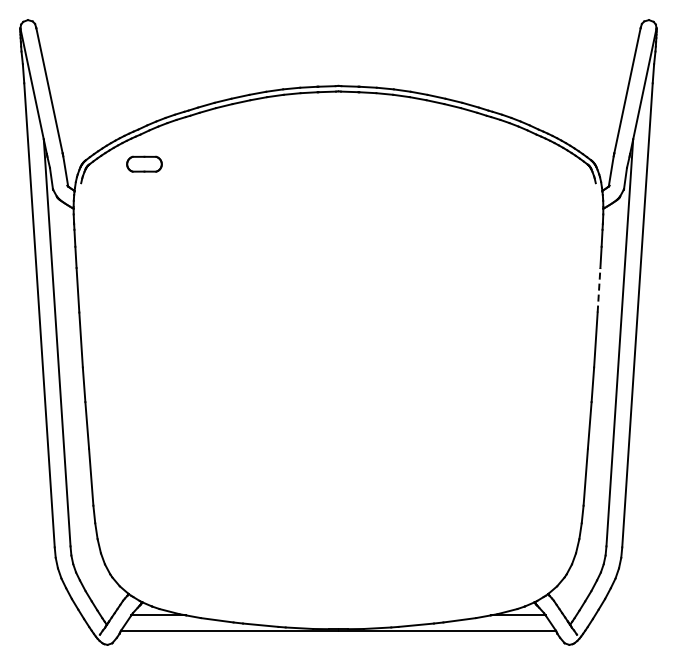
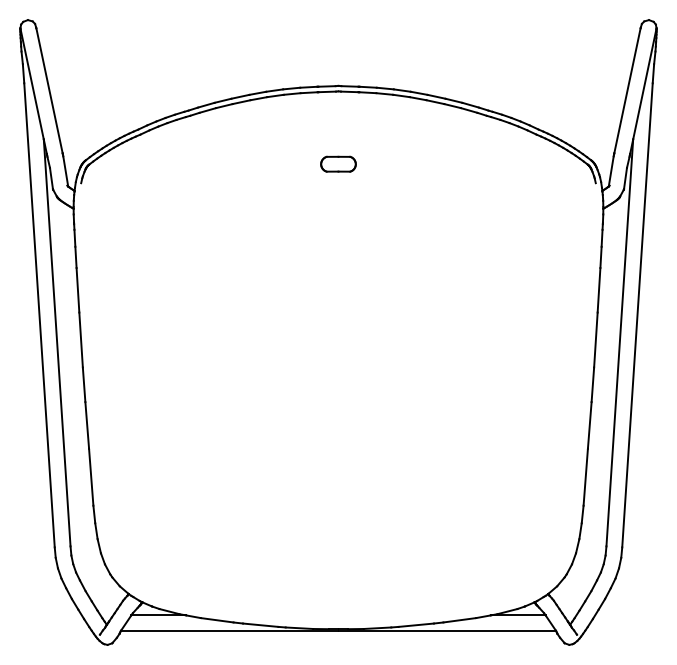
part position: (144, 163) -> (338, 163) (338, 163)
line: dashed -> solid (599, 289)
